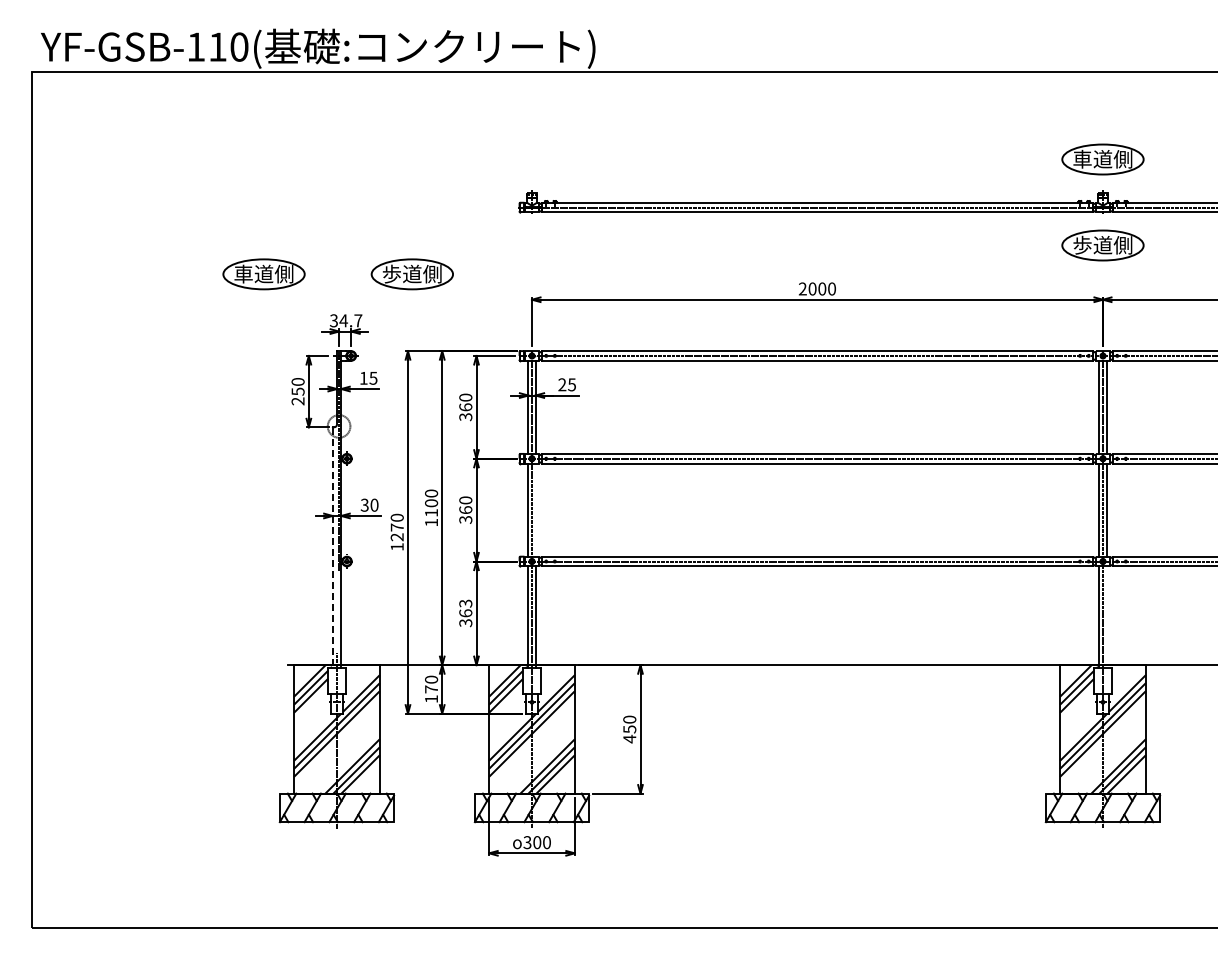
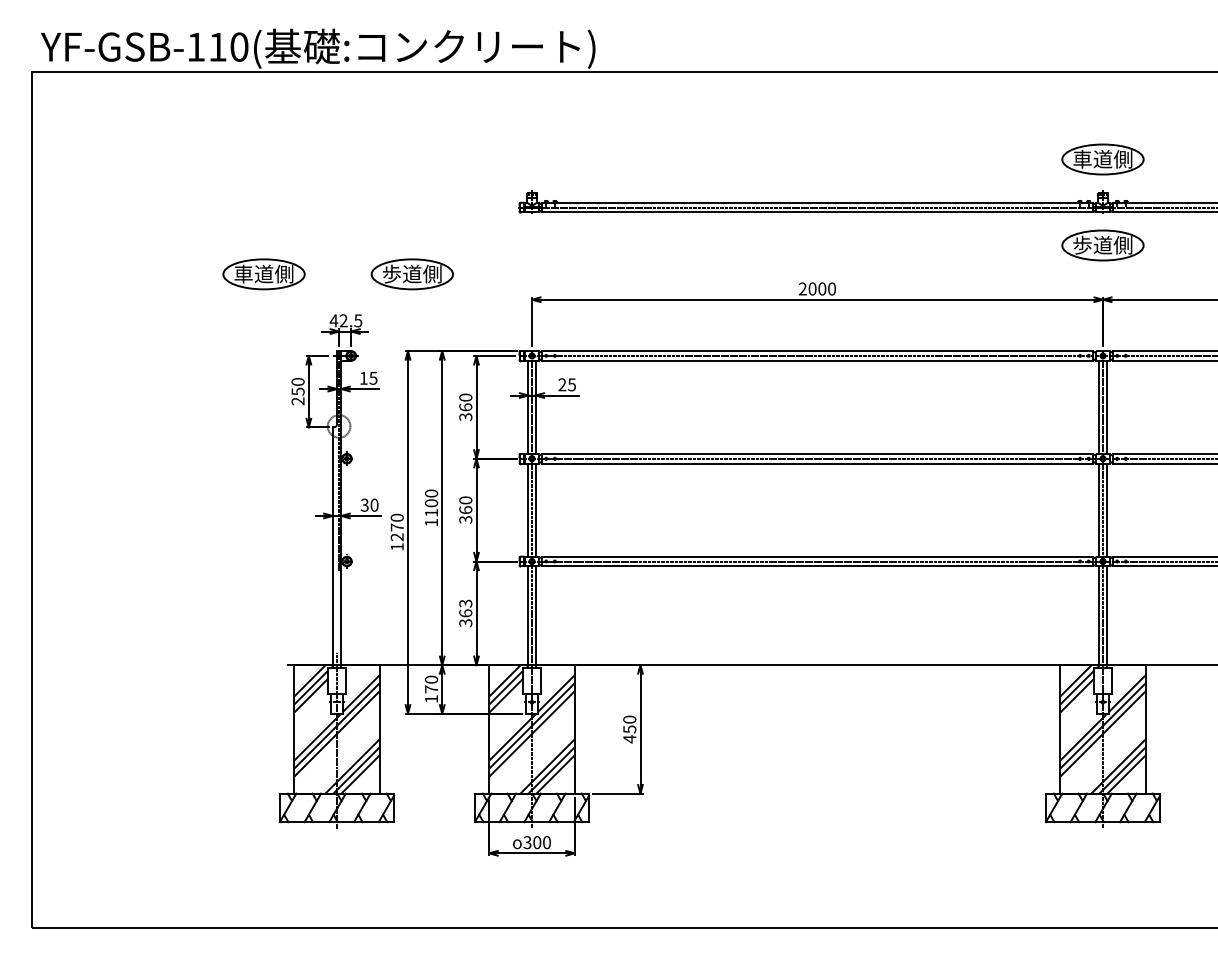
text: 34.7 -> 42.5 (345, 320)
line: none -> present (535, 509)
line: dashed -> solid (332, 548)
line: none -> present (1106, 617)
